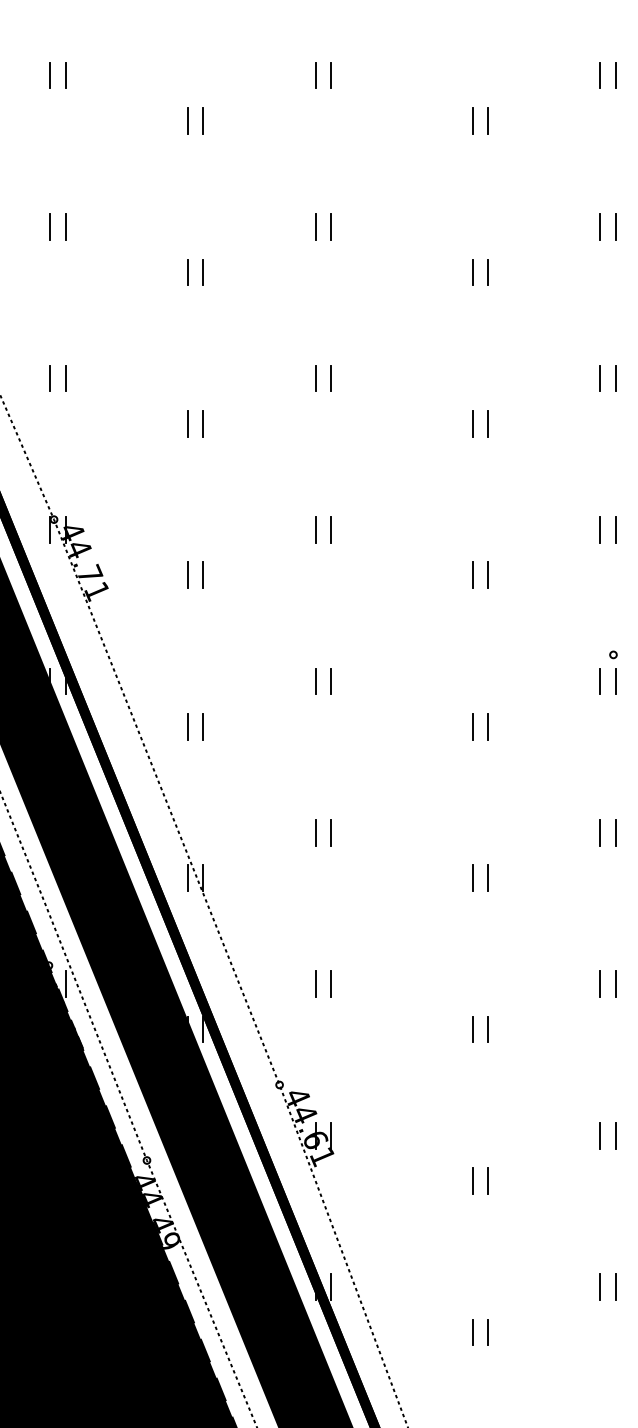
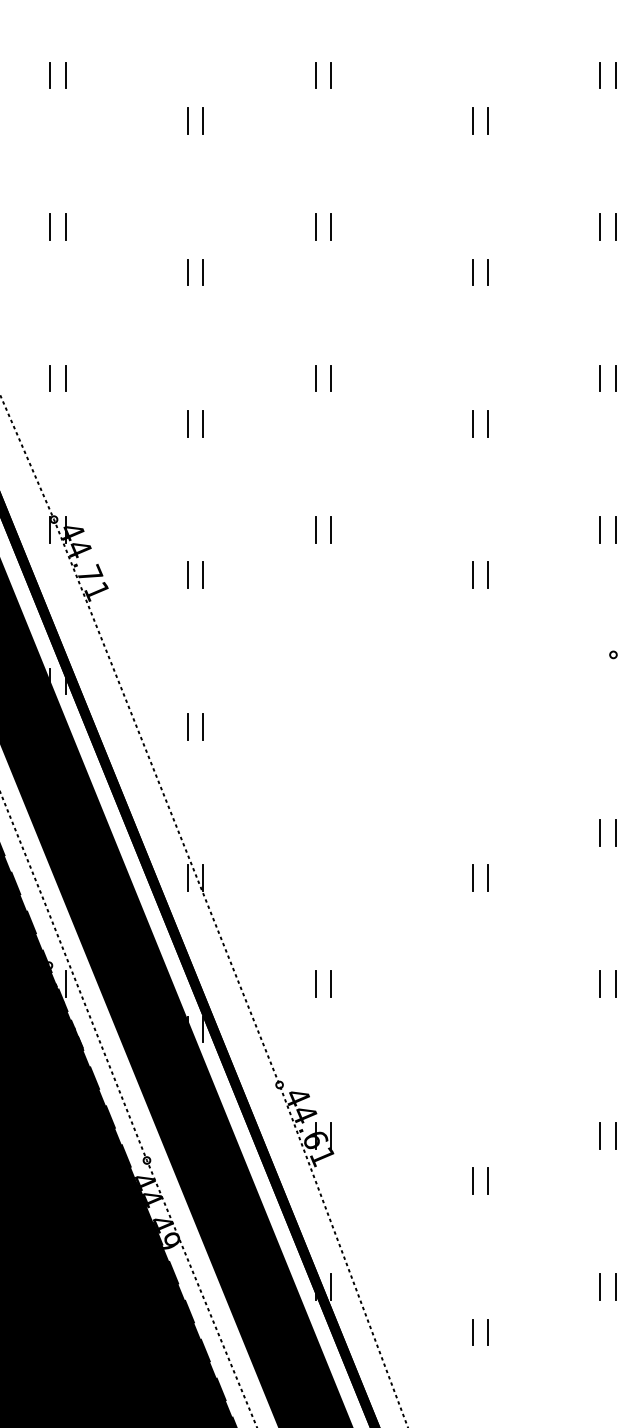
part: present -> none (316, 681)
part: present -> none (600, 681)
part: present -> none (473, 726)
part: present -> none (316, 832)
part: present -> none (473, 1029)
